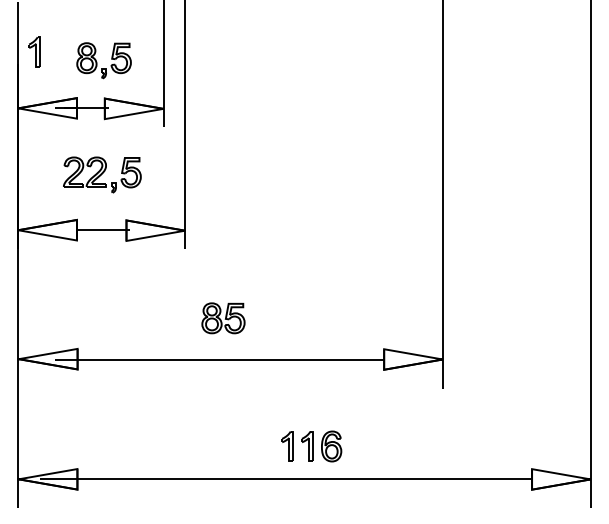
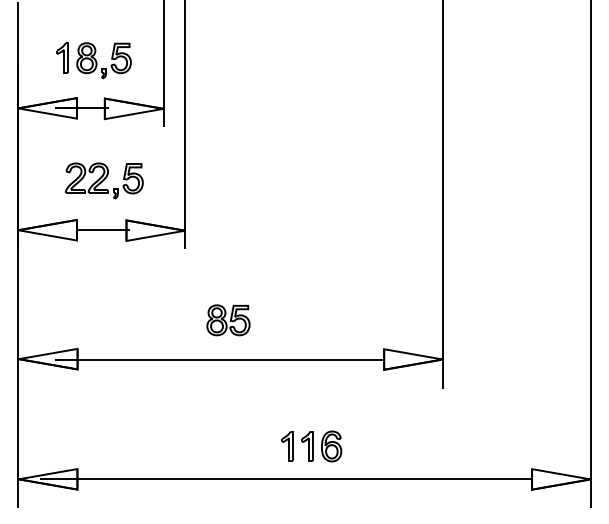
part position: (34, 51) -> (62, 57) (62, 57)
part position: (102, 174) -> (104, 180) (104, 180)
part position: (223, 318) -> (228, 320) (228, 320)
